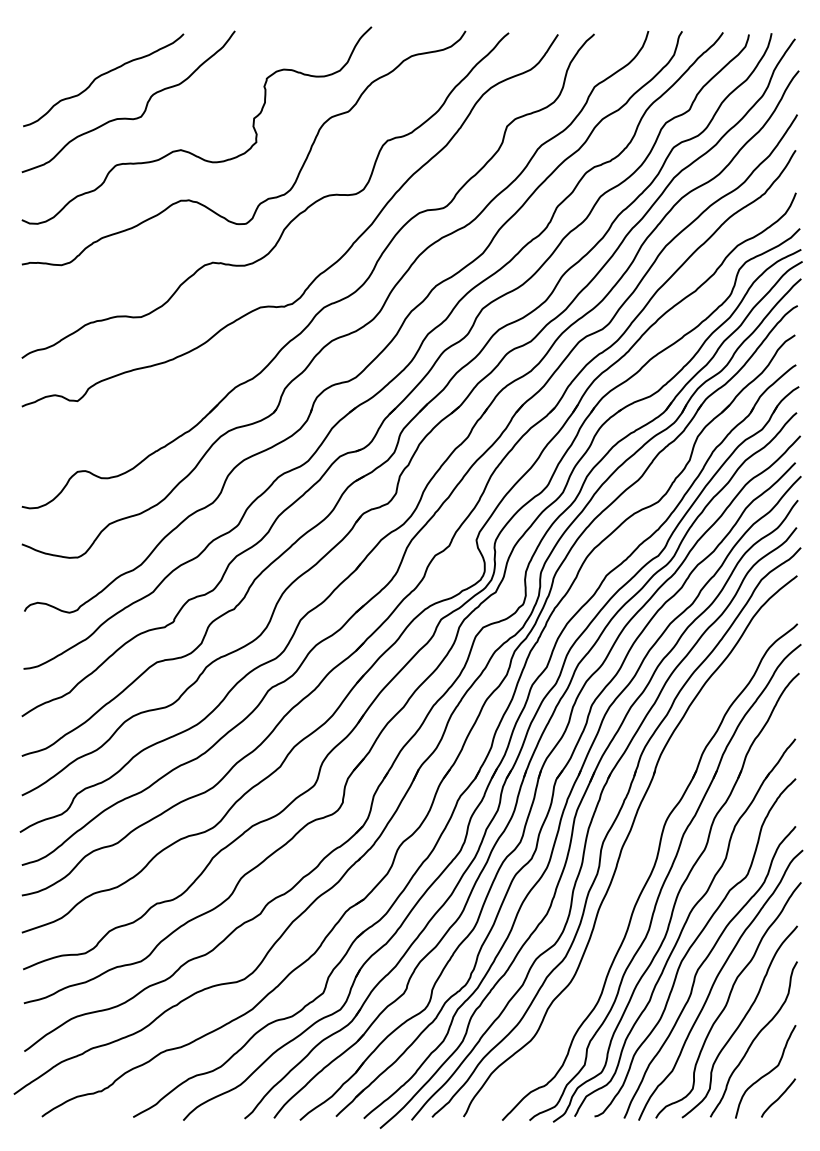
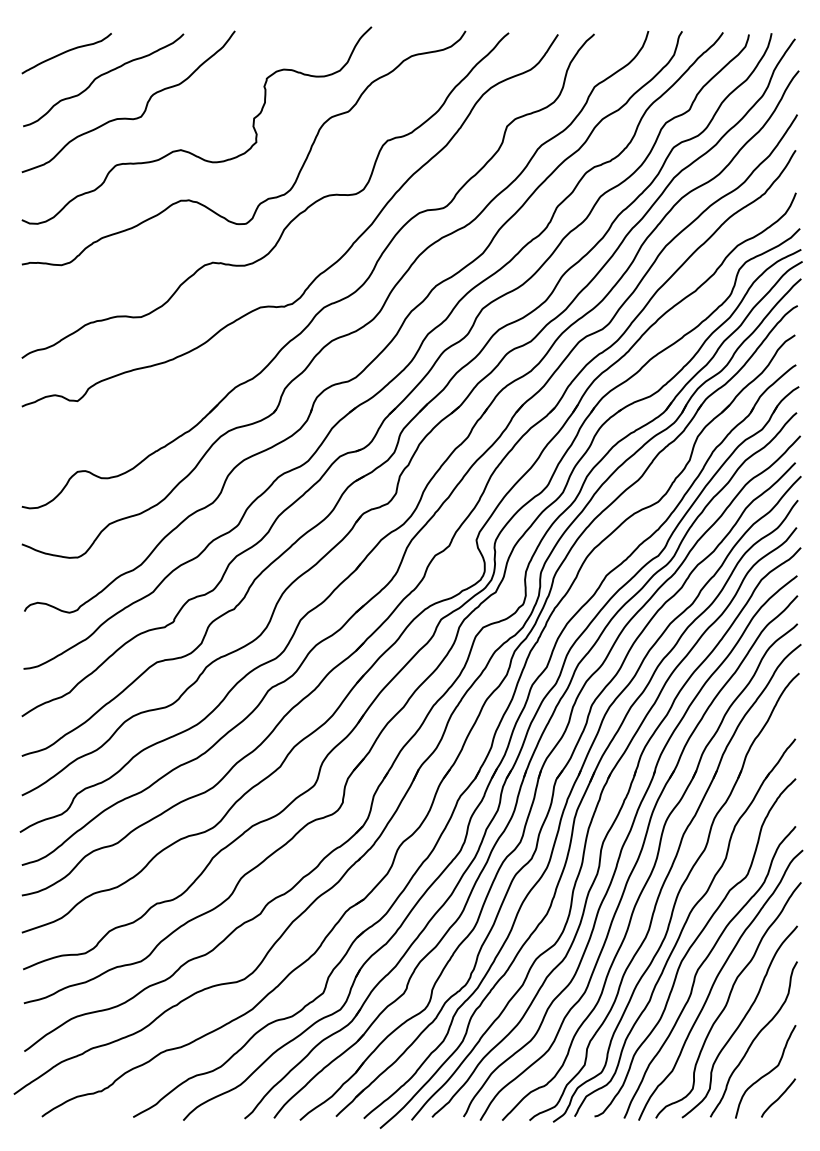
curve: none -> present (66, 52)
part: none -> present (638, 857)
